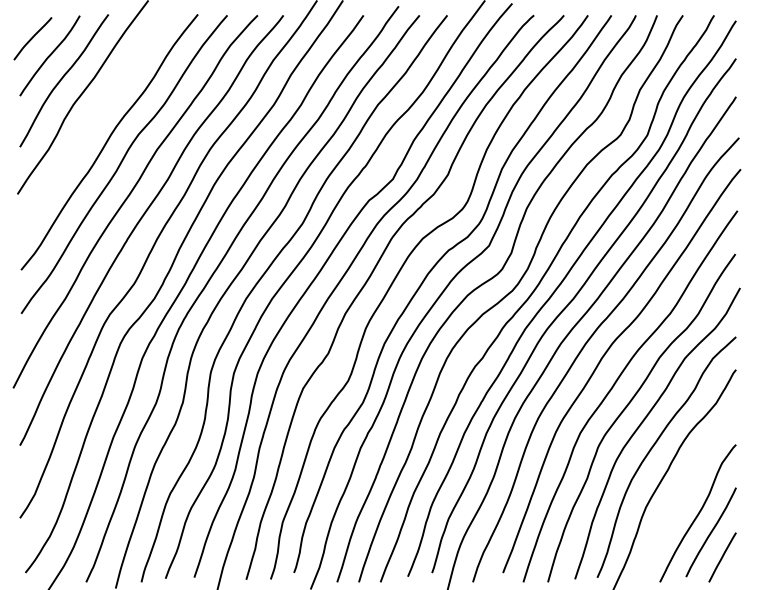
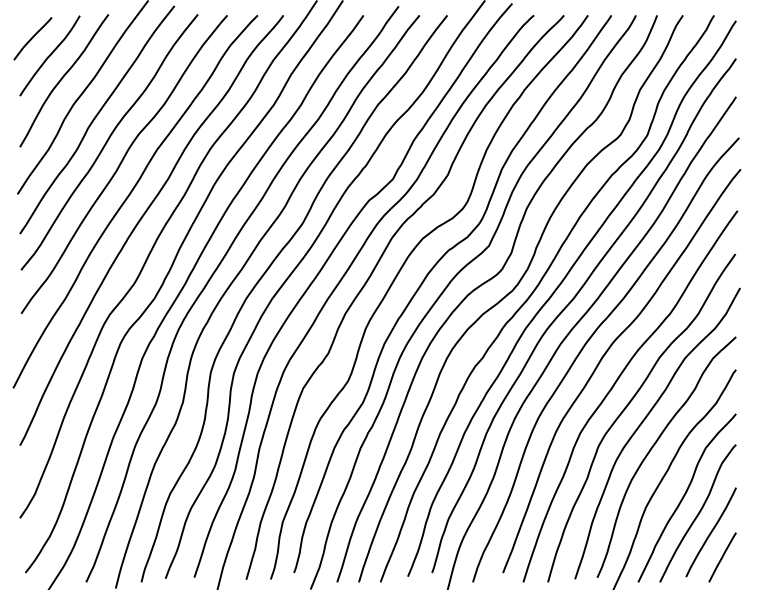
curve: none -> present (95, 119)
curve: none -> present (684, 497)
